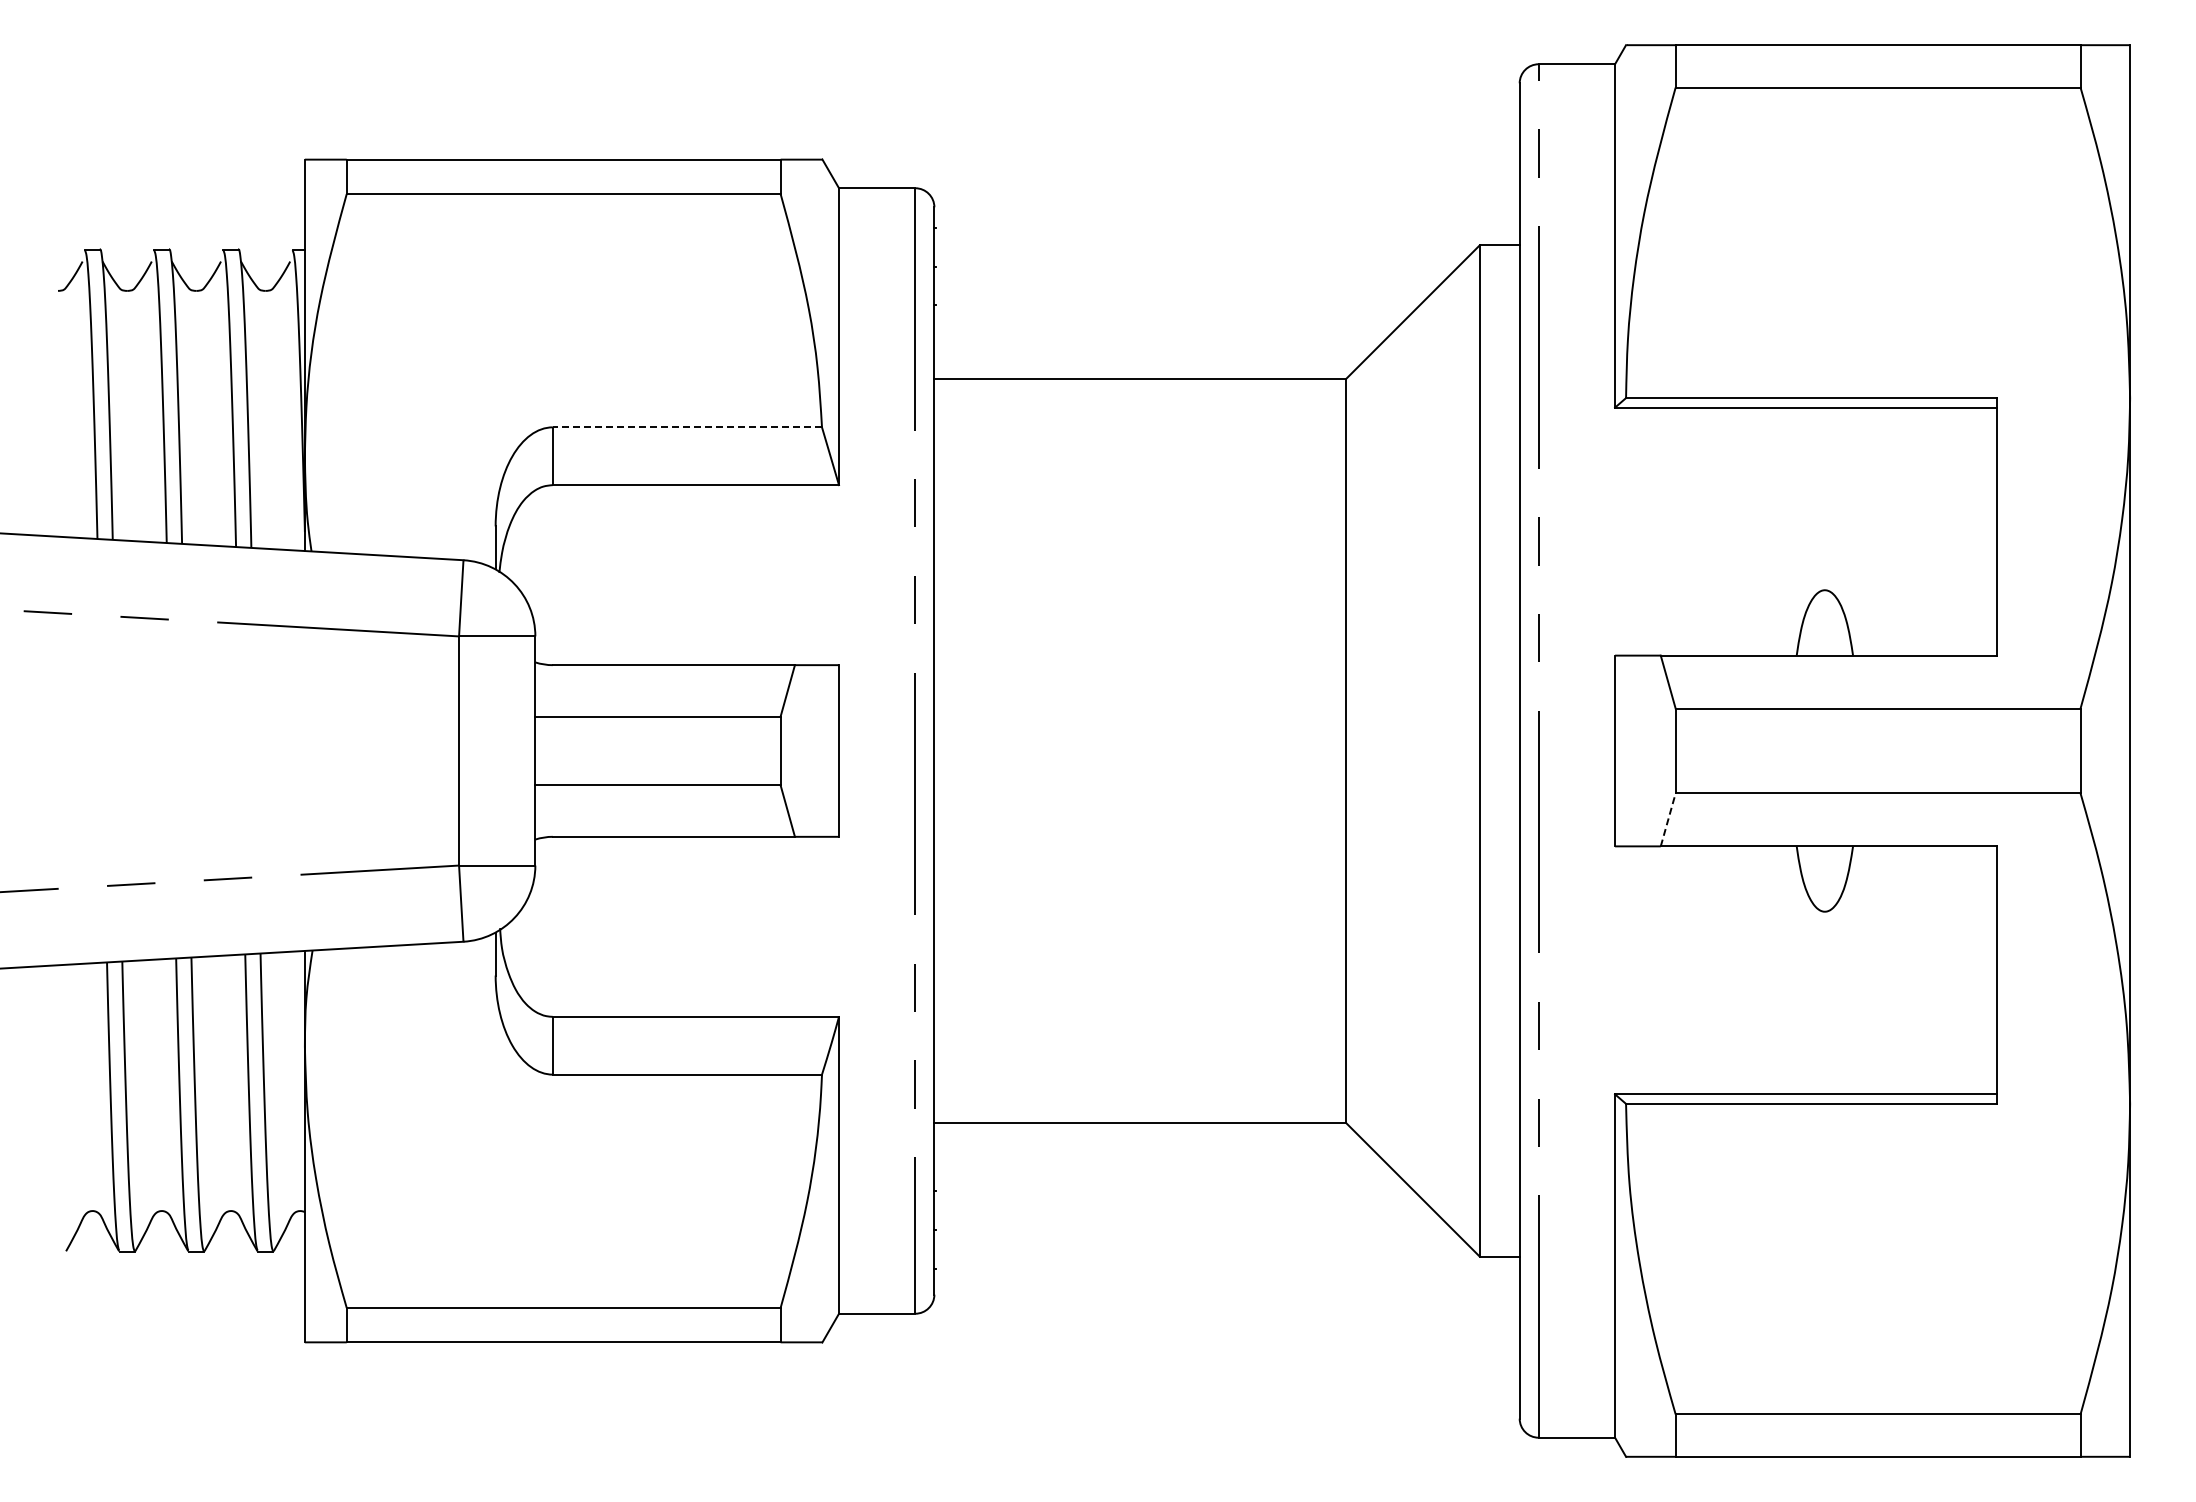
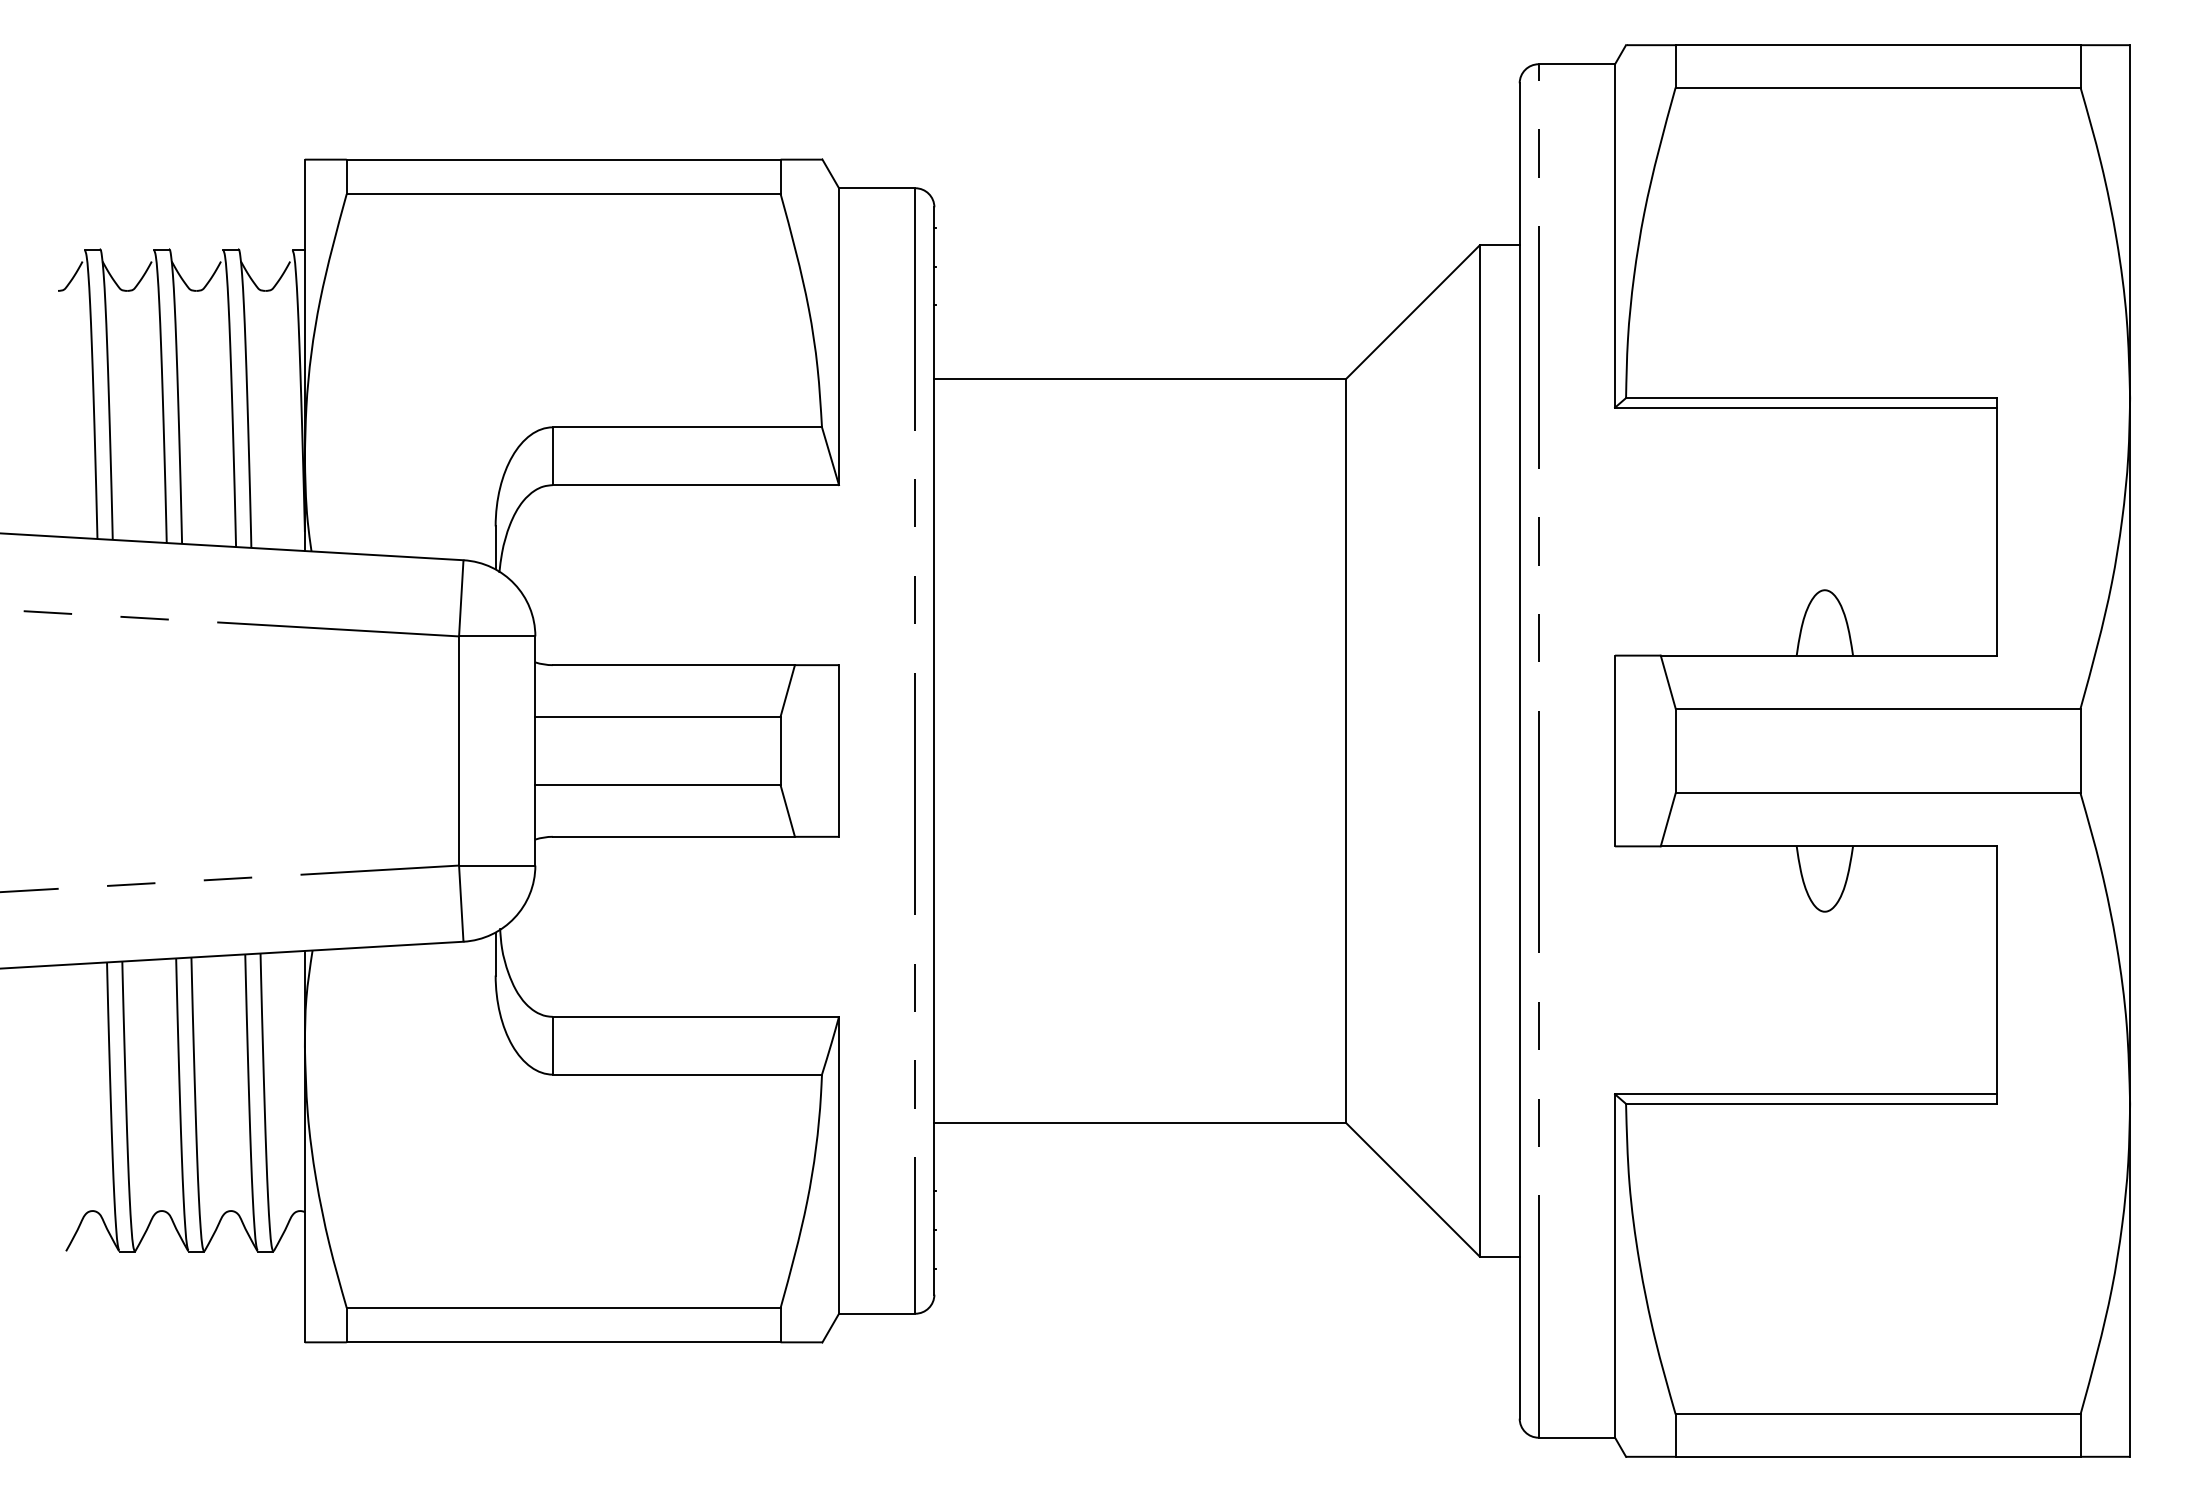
line: dashed -> solid (687, 427)
line: dashed -> solid (1668, 819)
